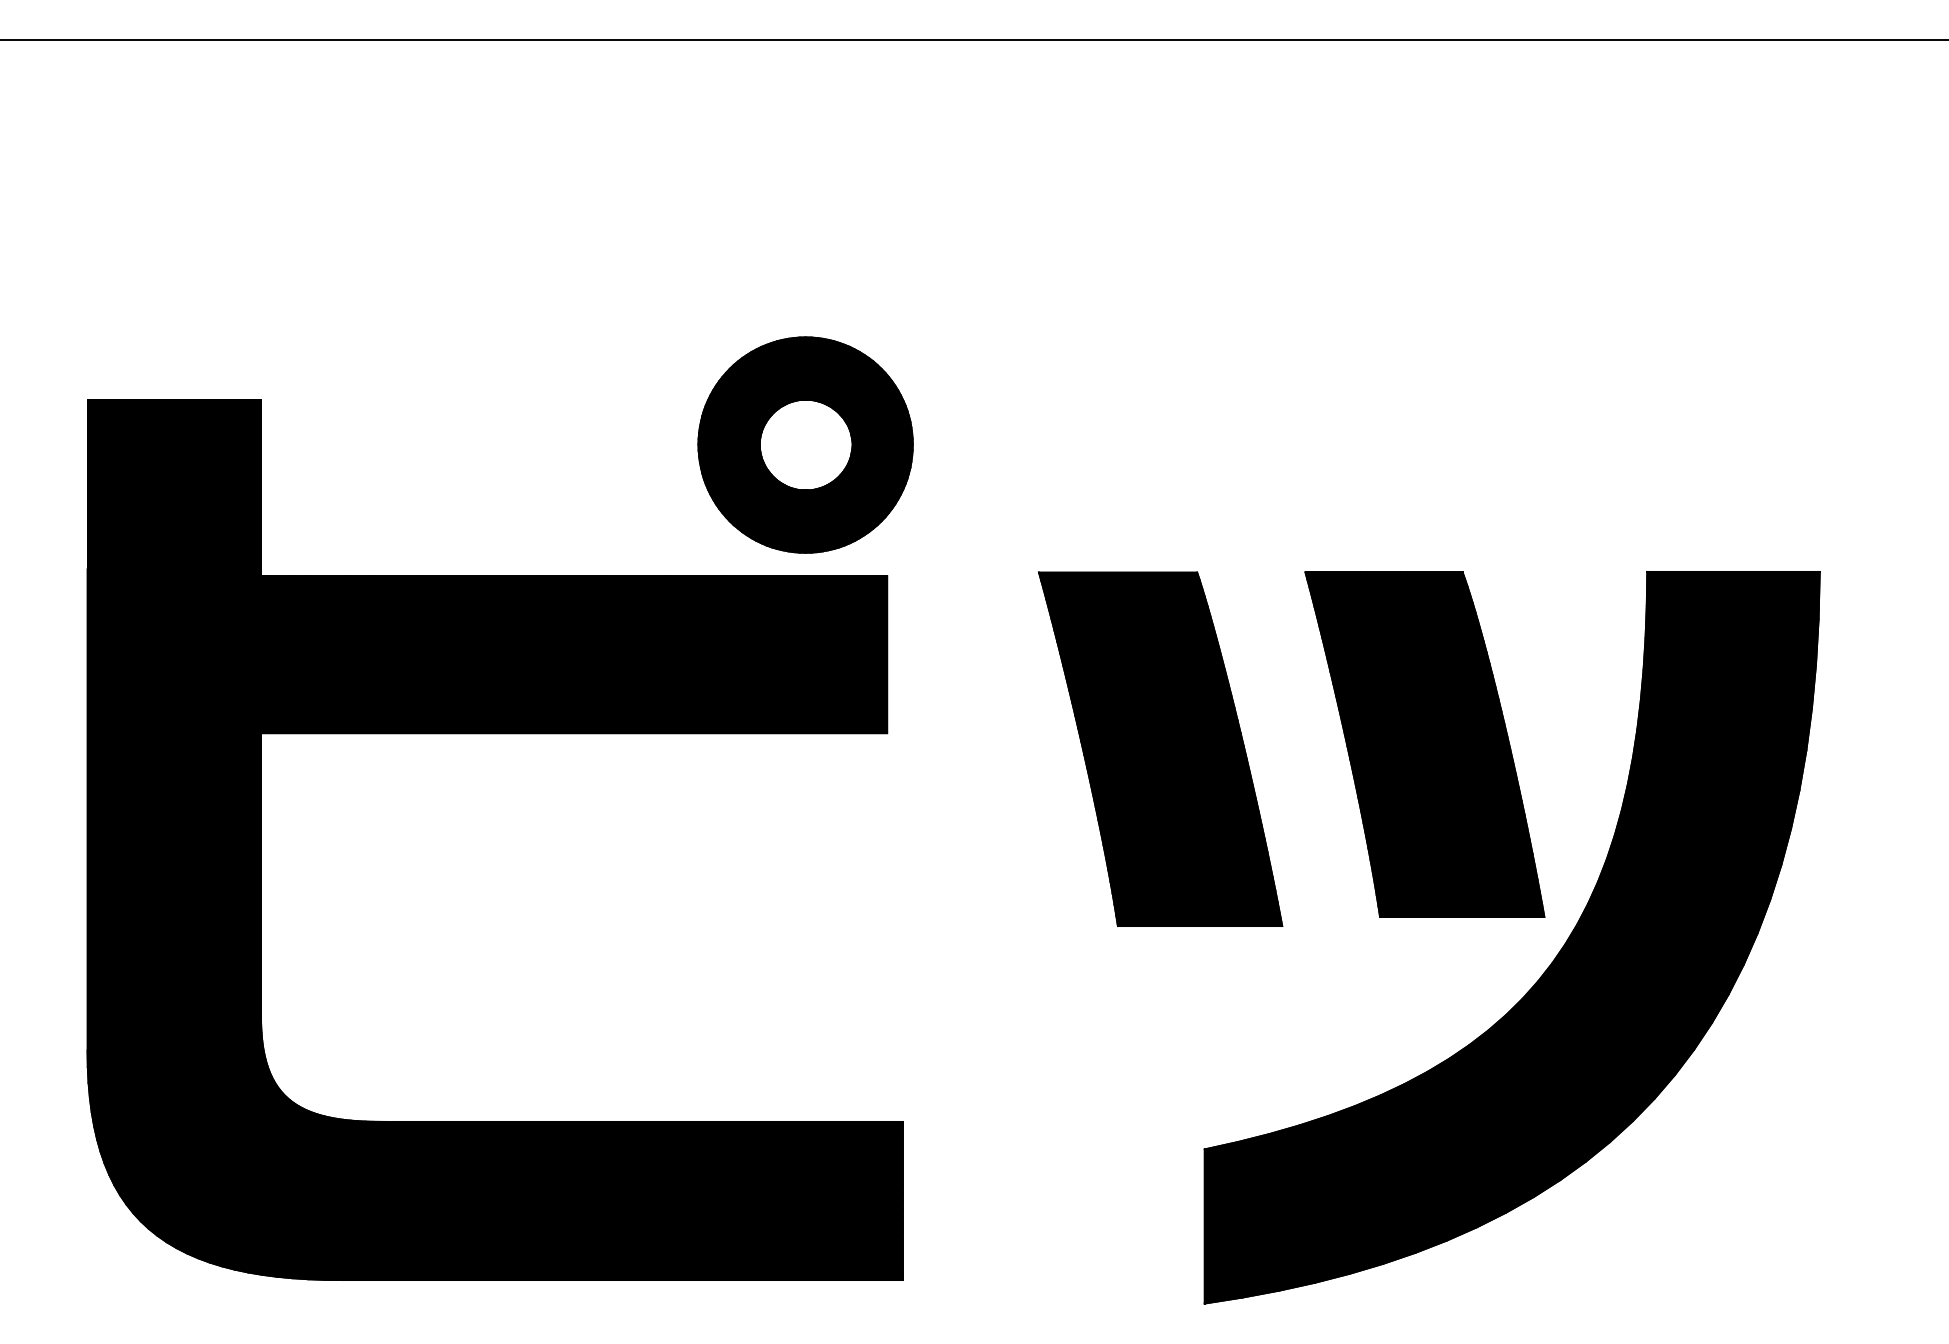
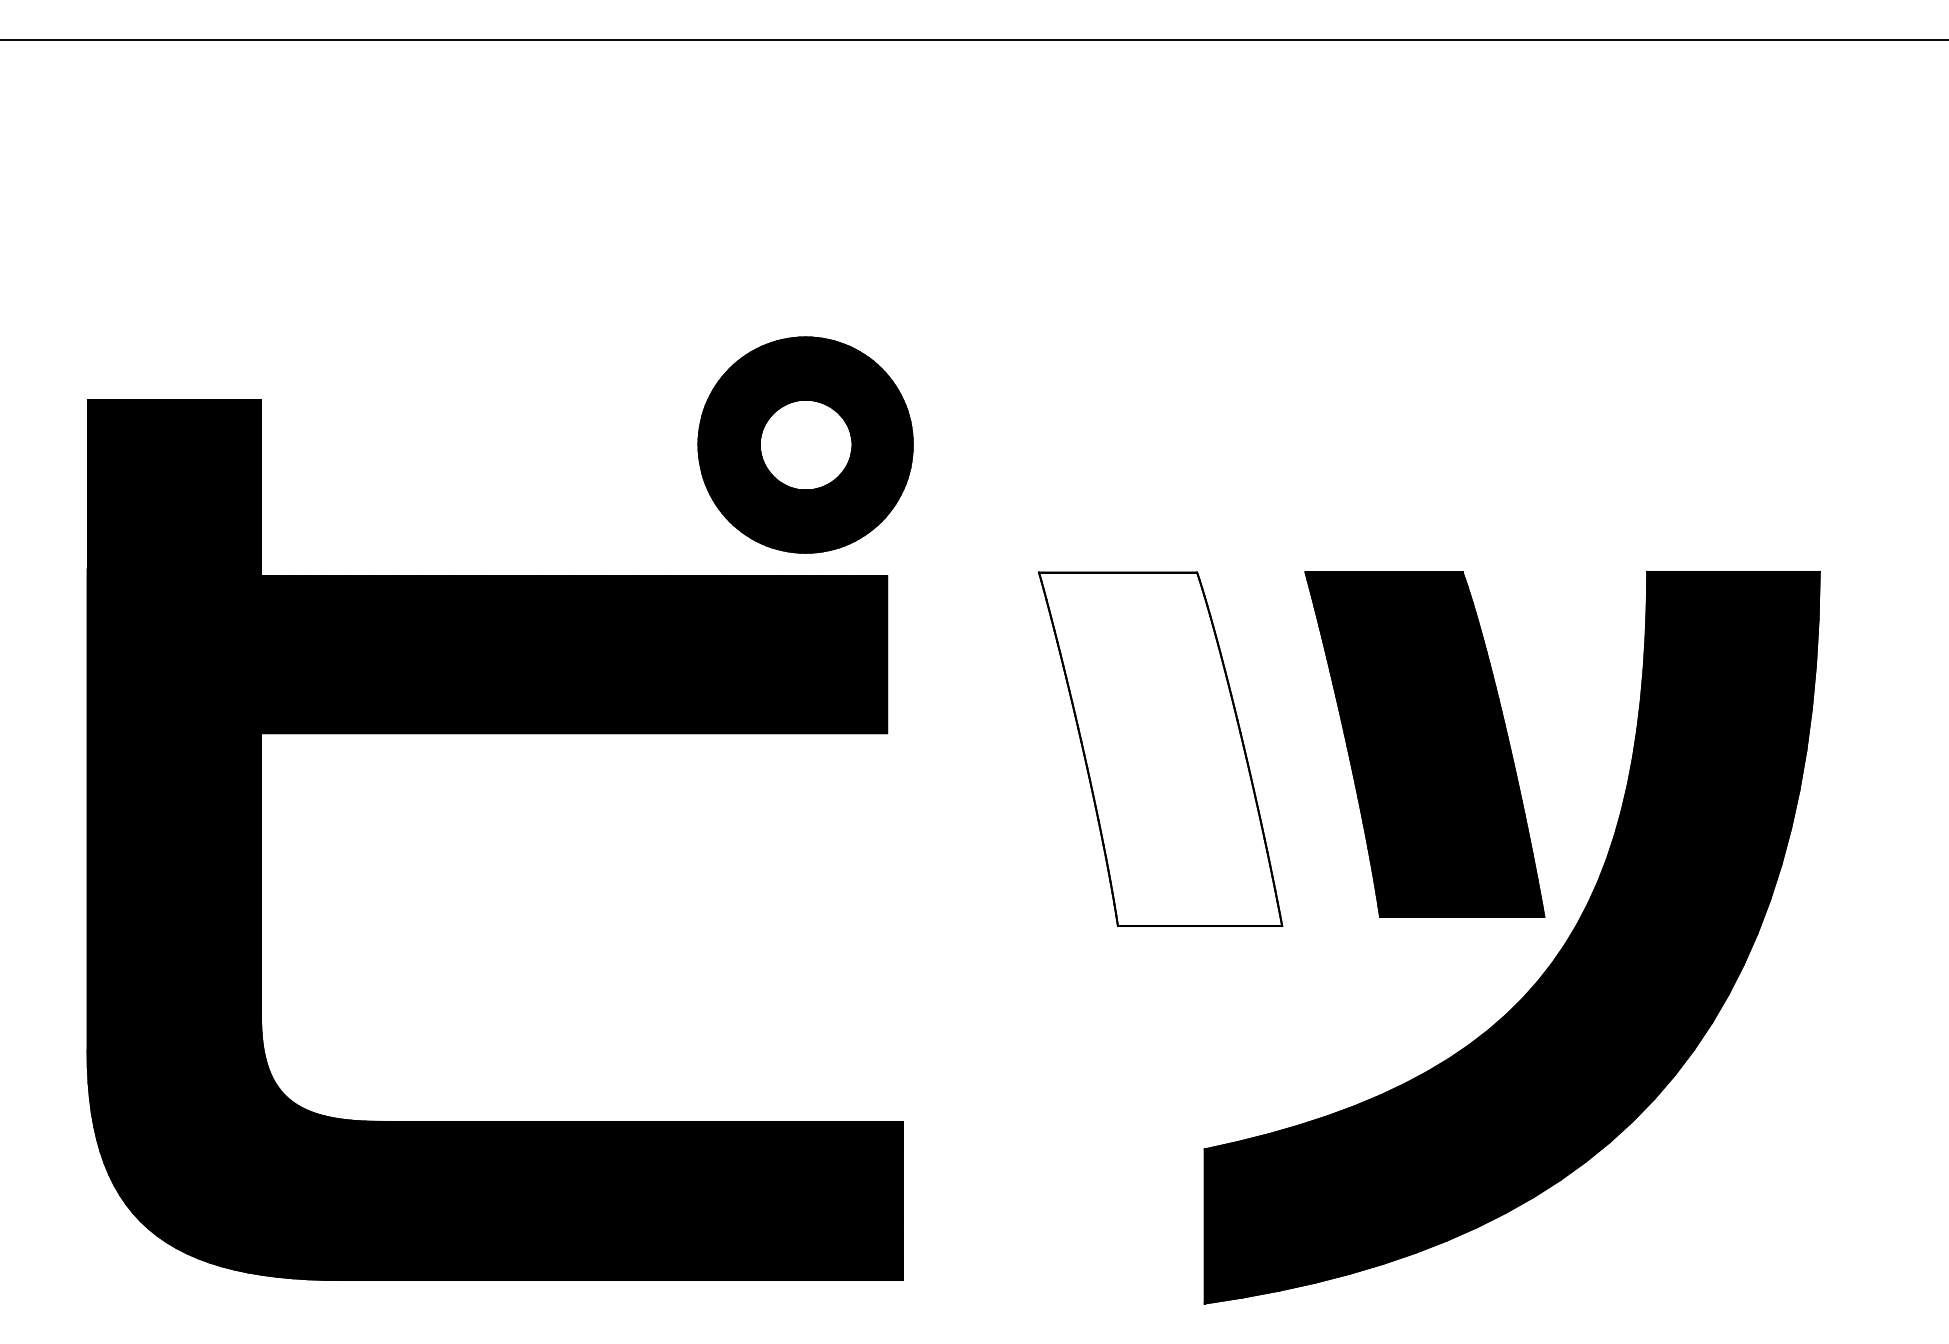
fill: present -> none (1160, 749)
